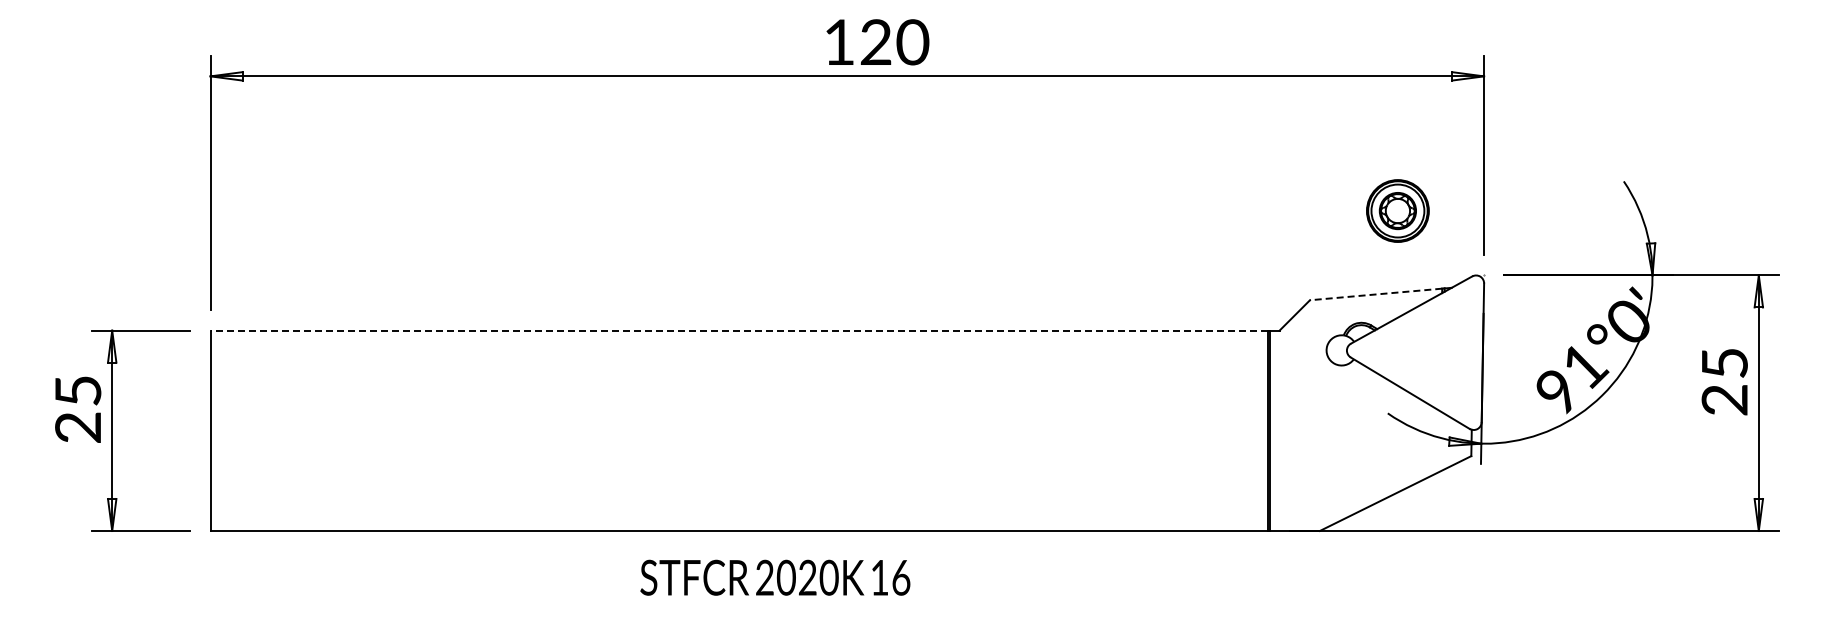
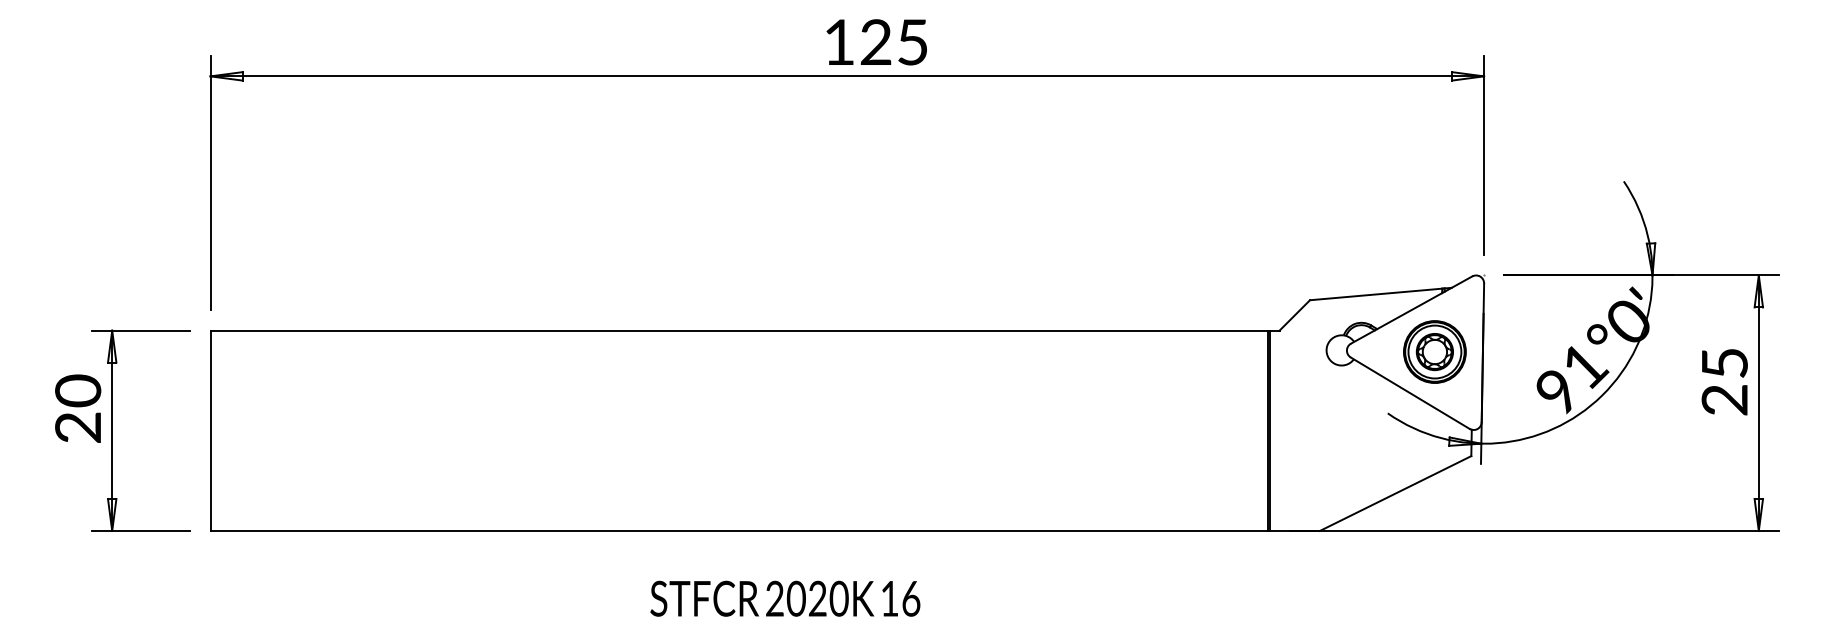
text: 120 -> 125 (912, 42)
part position: (1397, 210) -> (1434, 351) (1434, 351)
line: dashed -> solid (1375, 294)
line: dashed -> solid (739, 330)
text: 25 -> 20 (78, 390)
text position: (775, 577) -> (785, 598) (785, 598)
